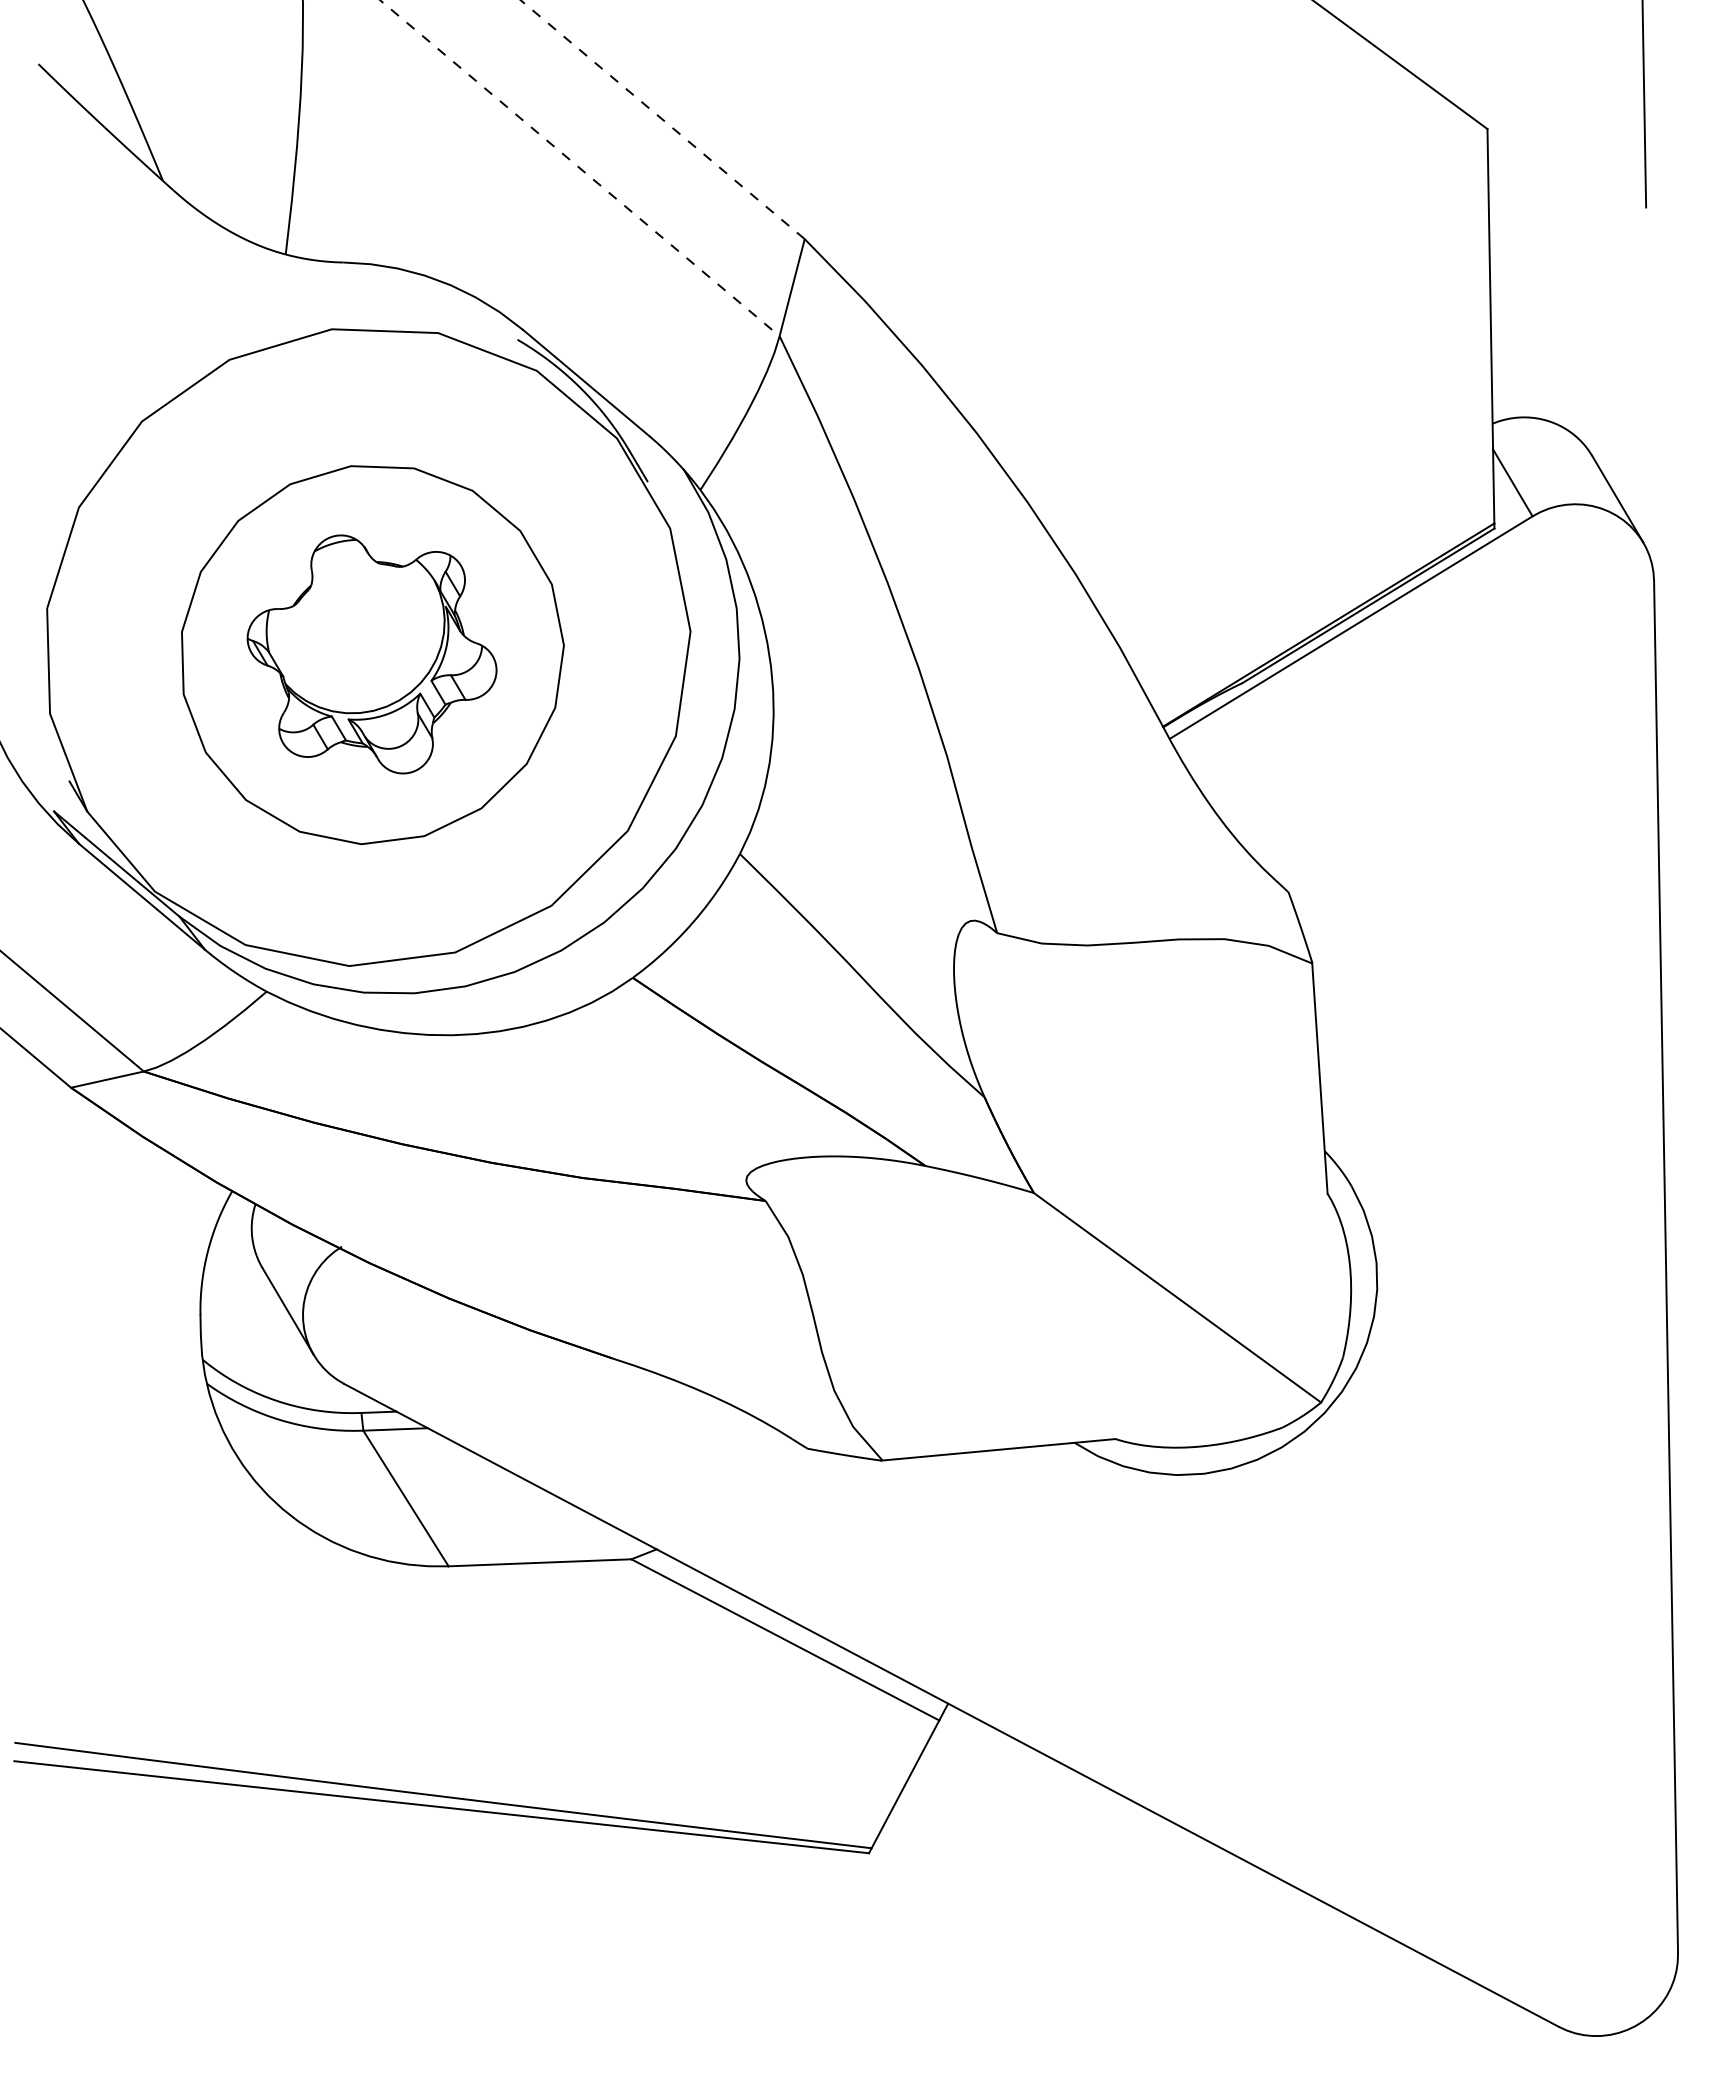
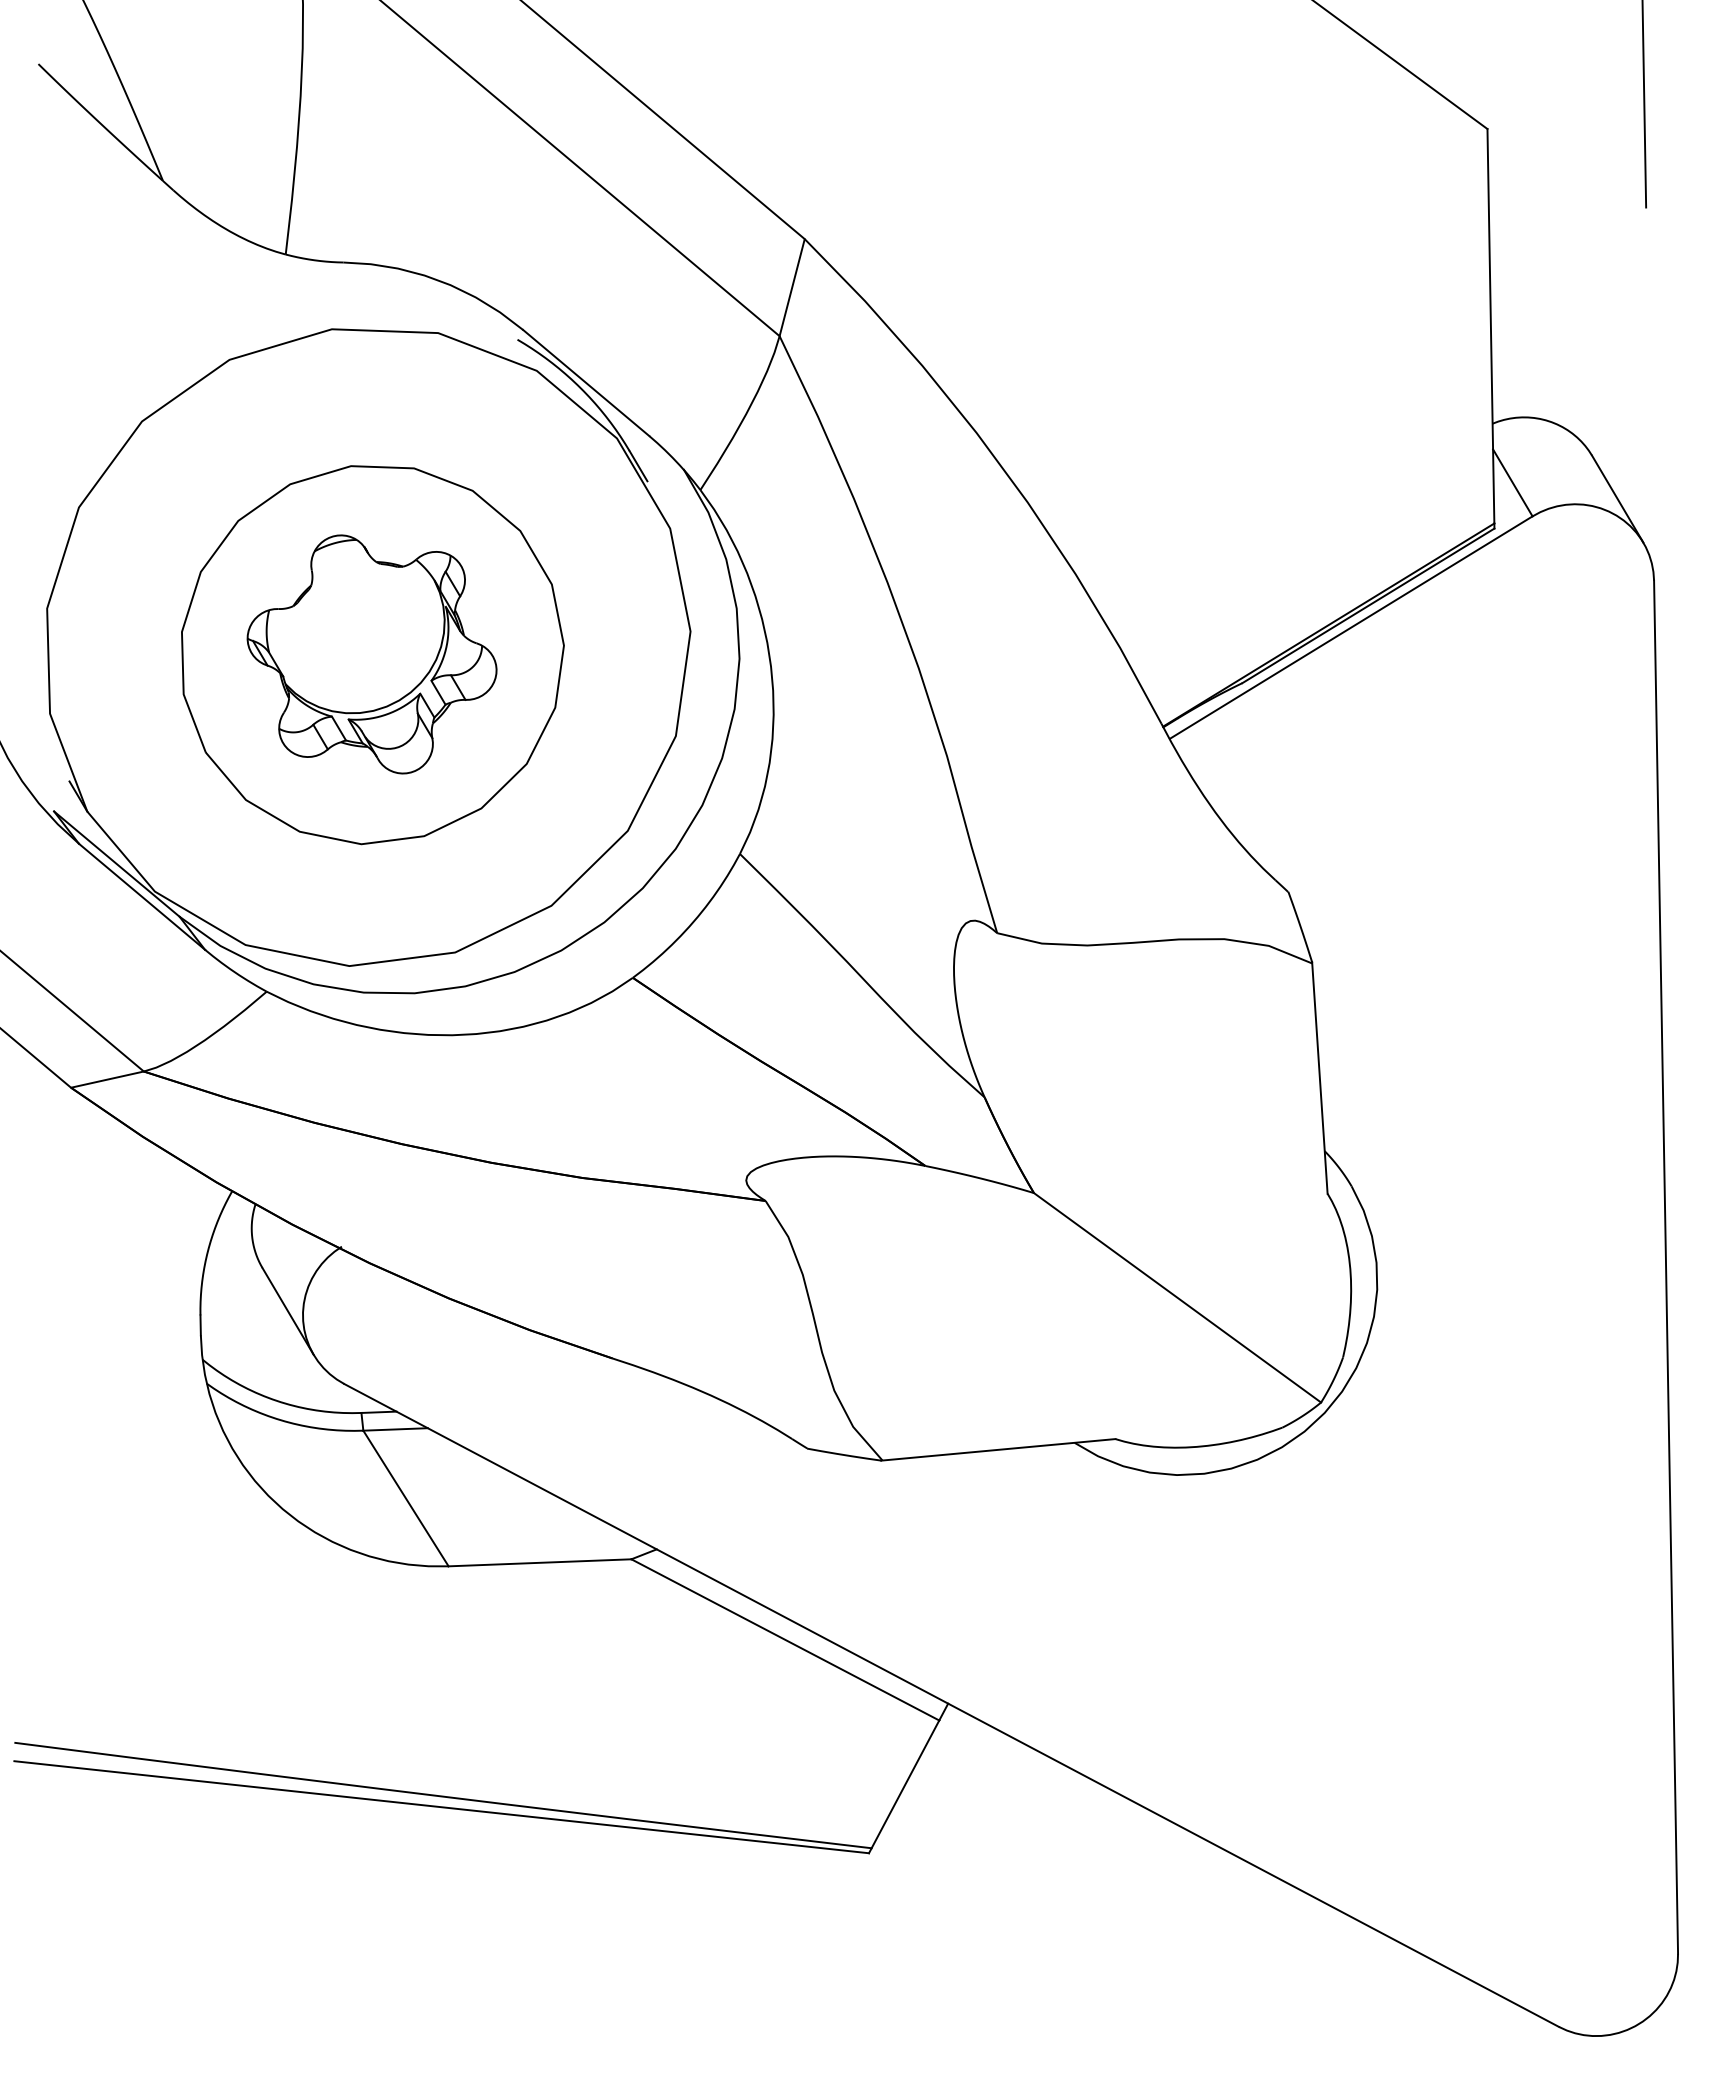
line: dashed -> solid (662, 119)
line: dashed -> solid (579, 168)
